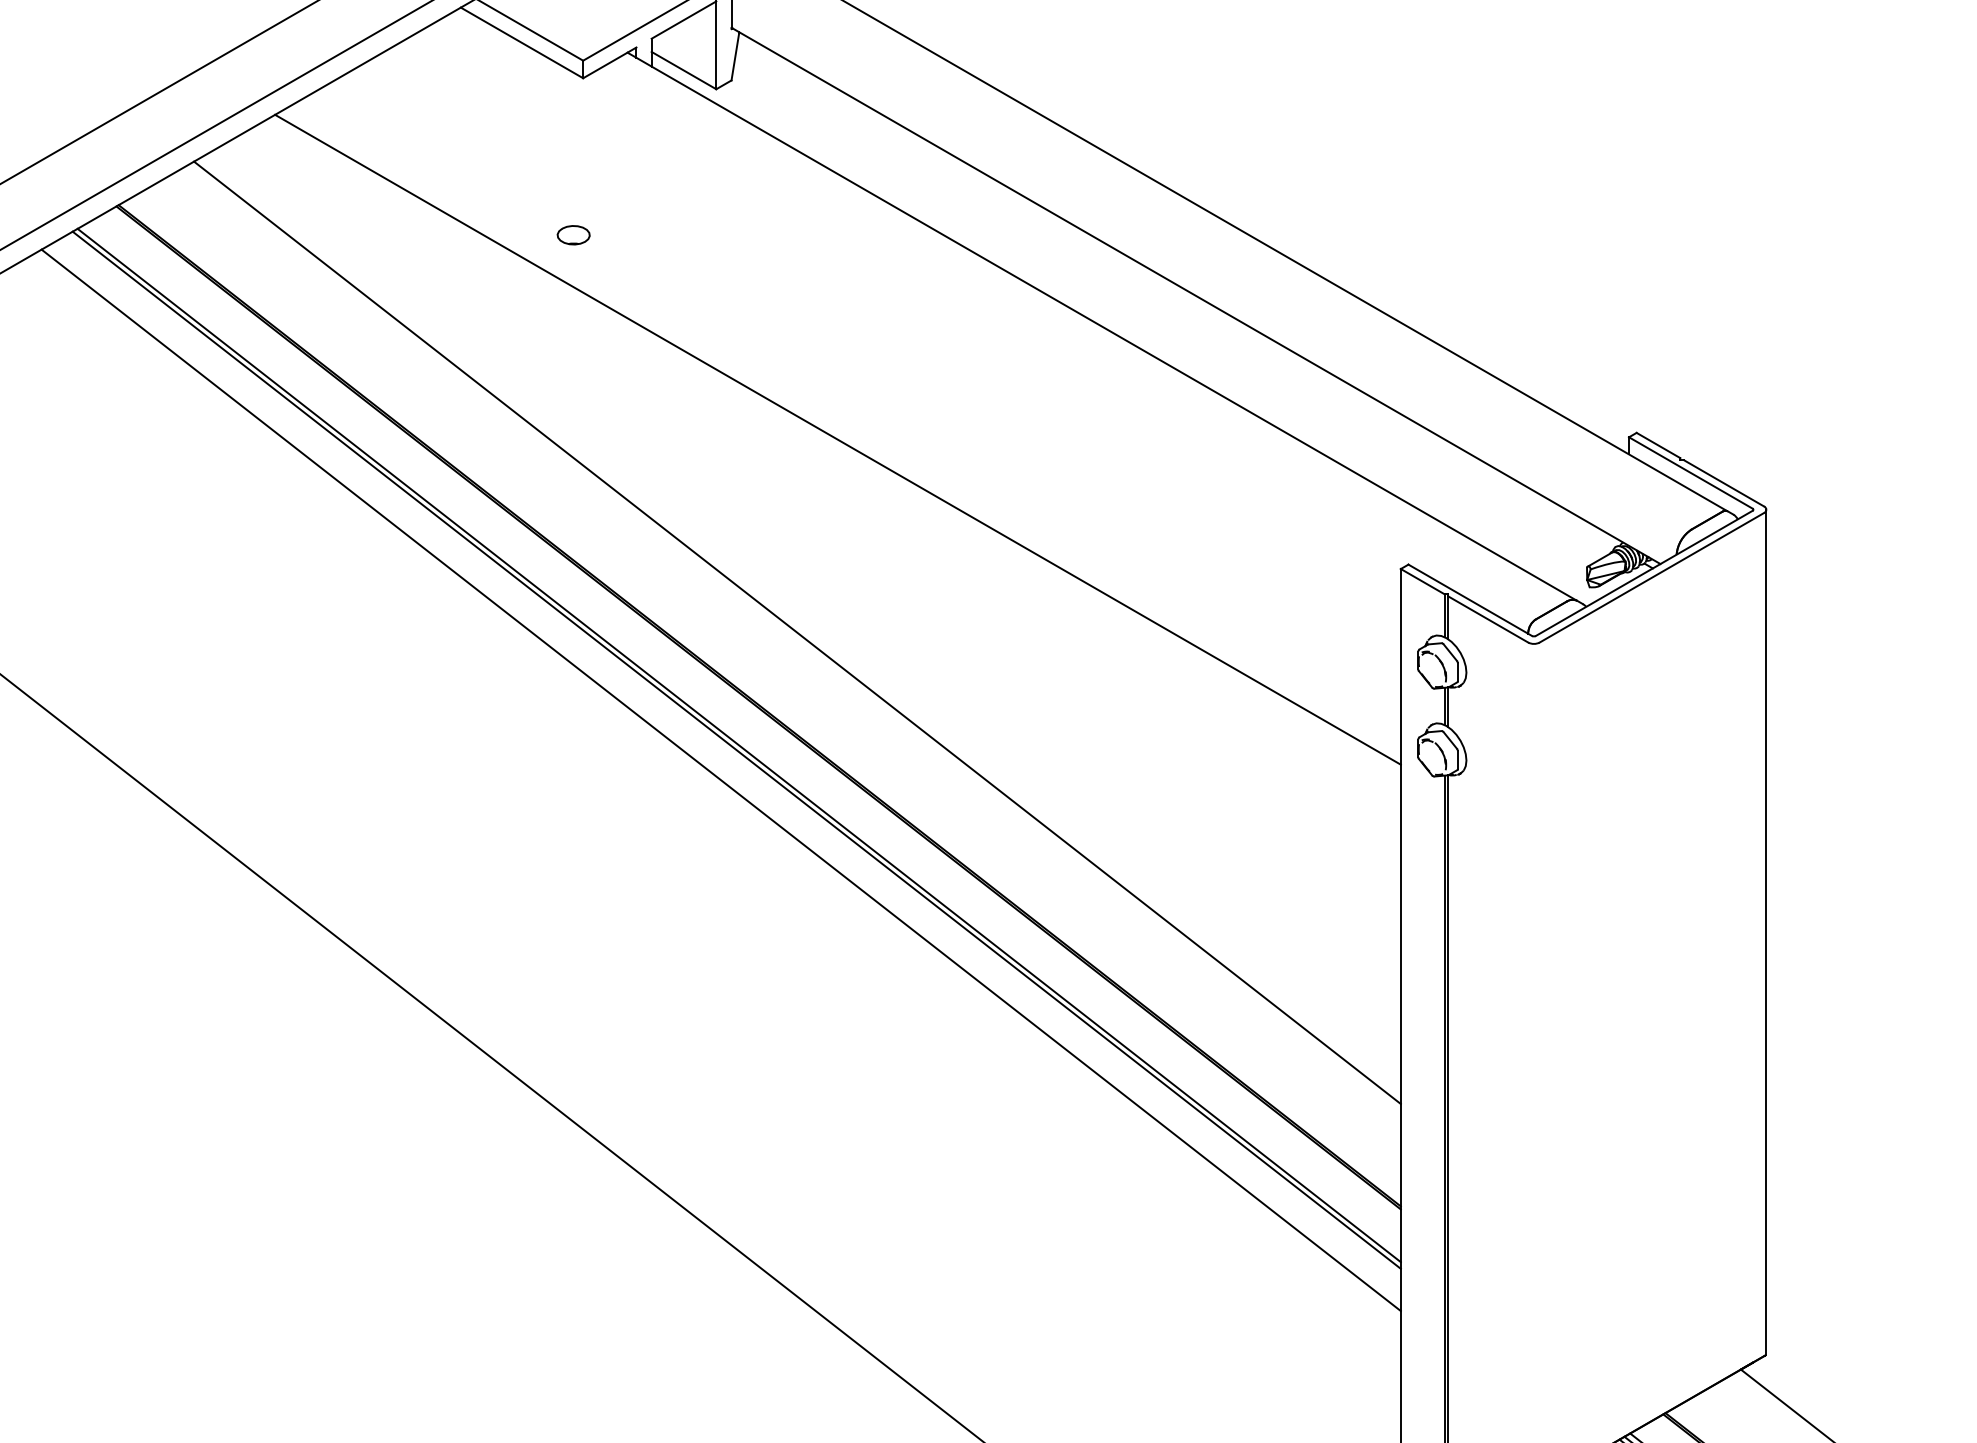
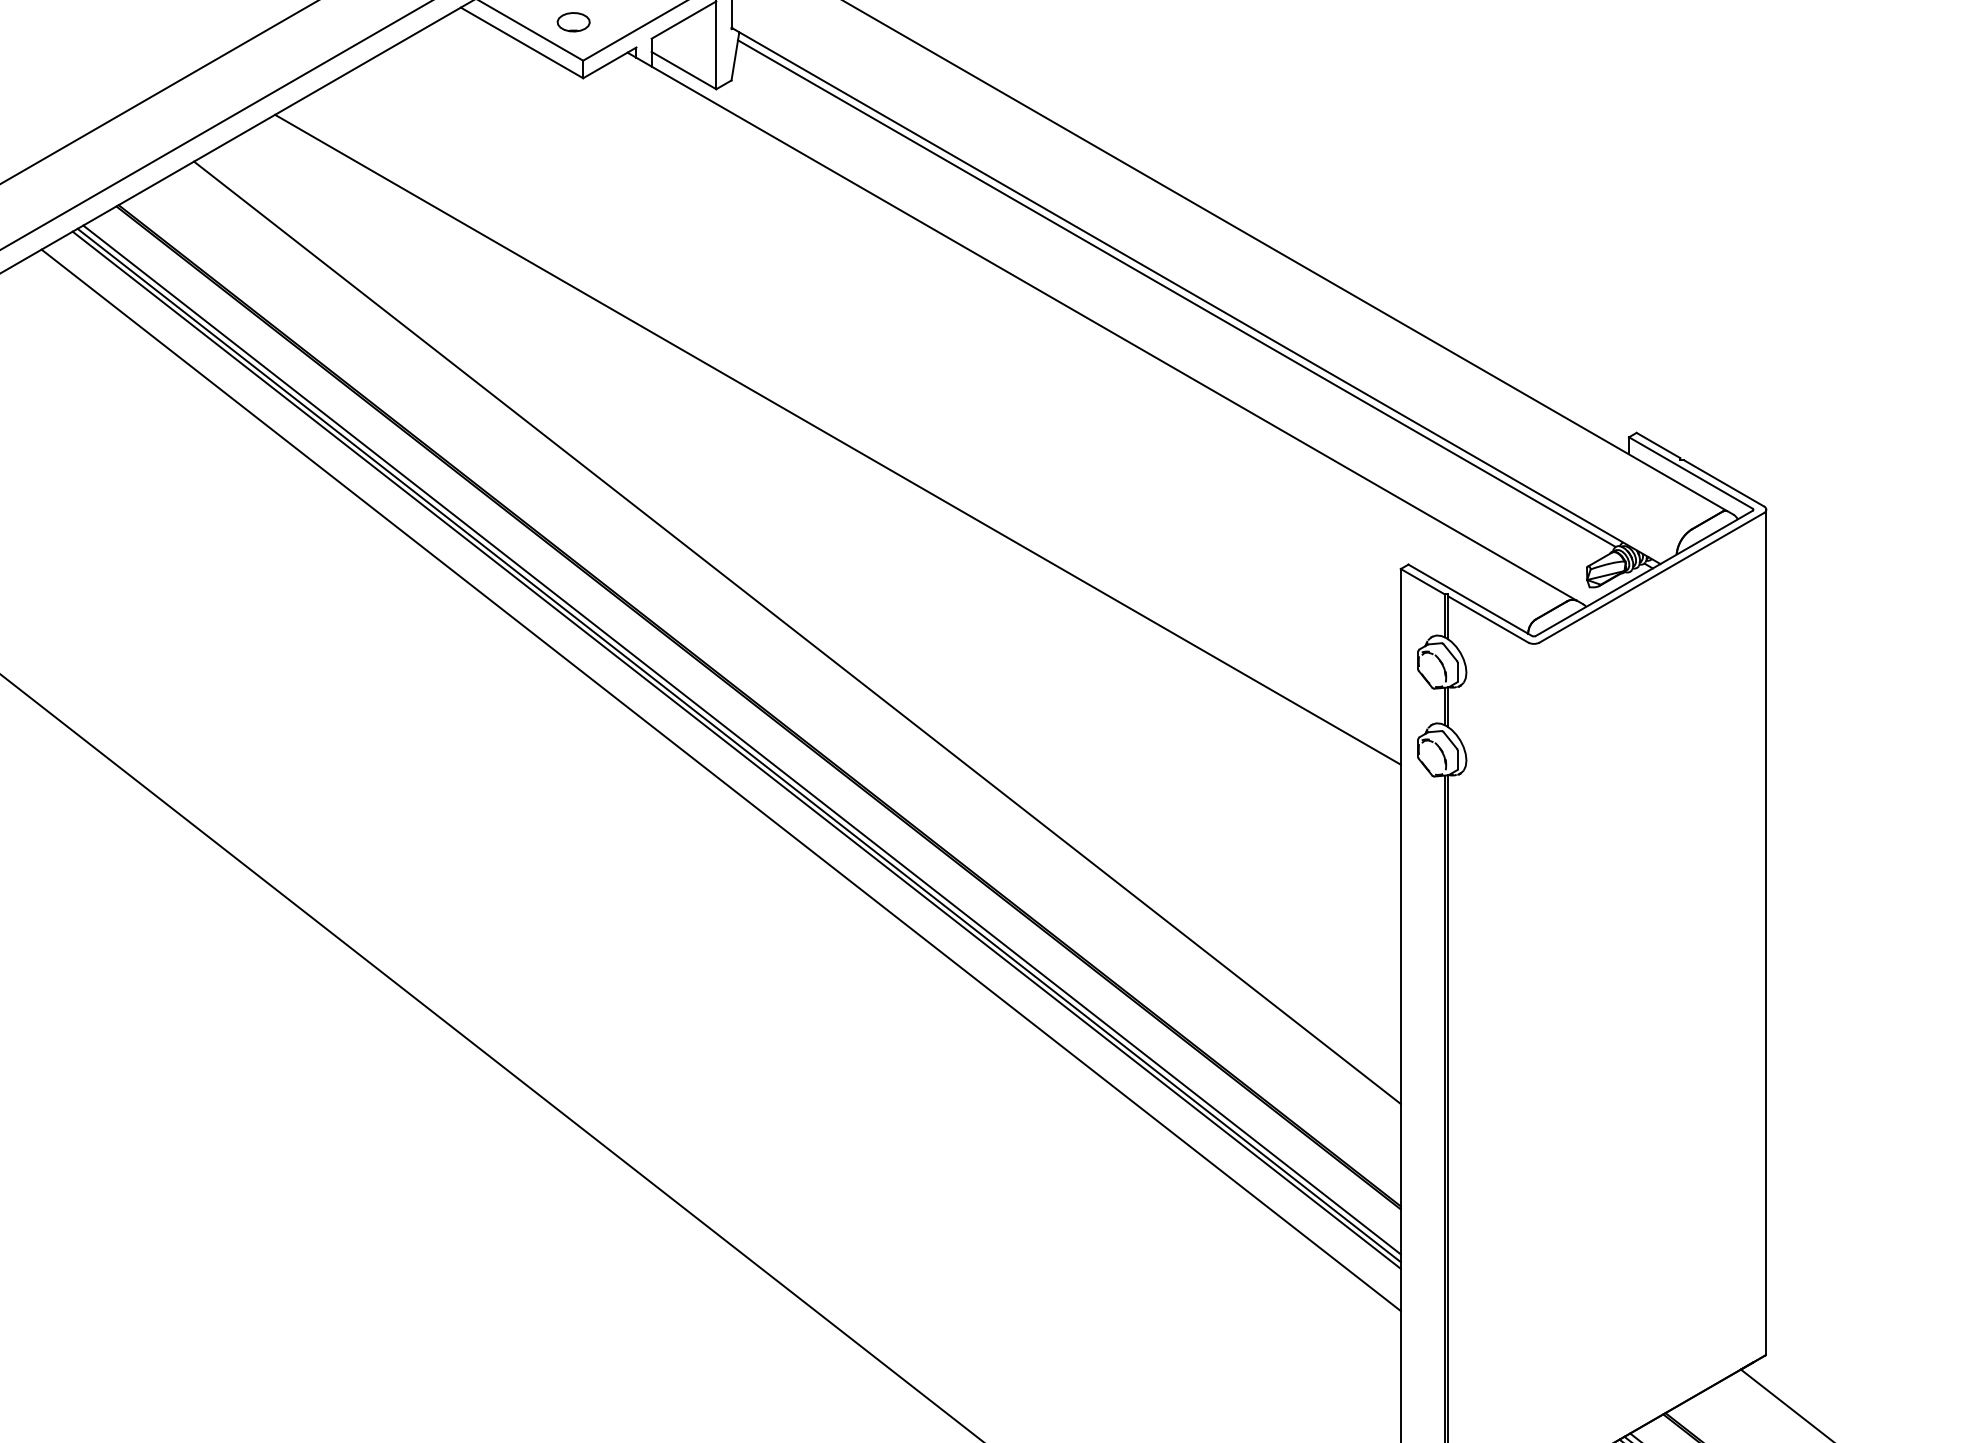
part position: (573, 235) -> (573, 22) (573, 22)
line: none -> present (1176, 293)
line: none -> present (741, 739)
